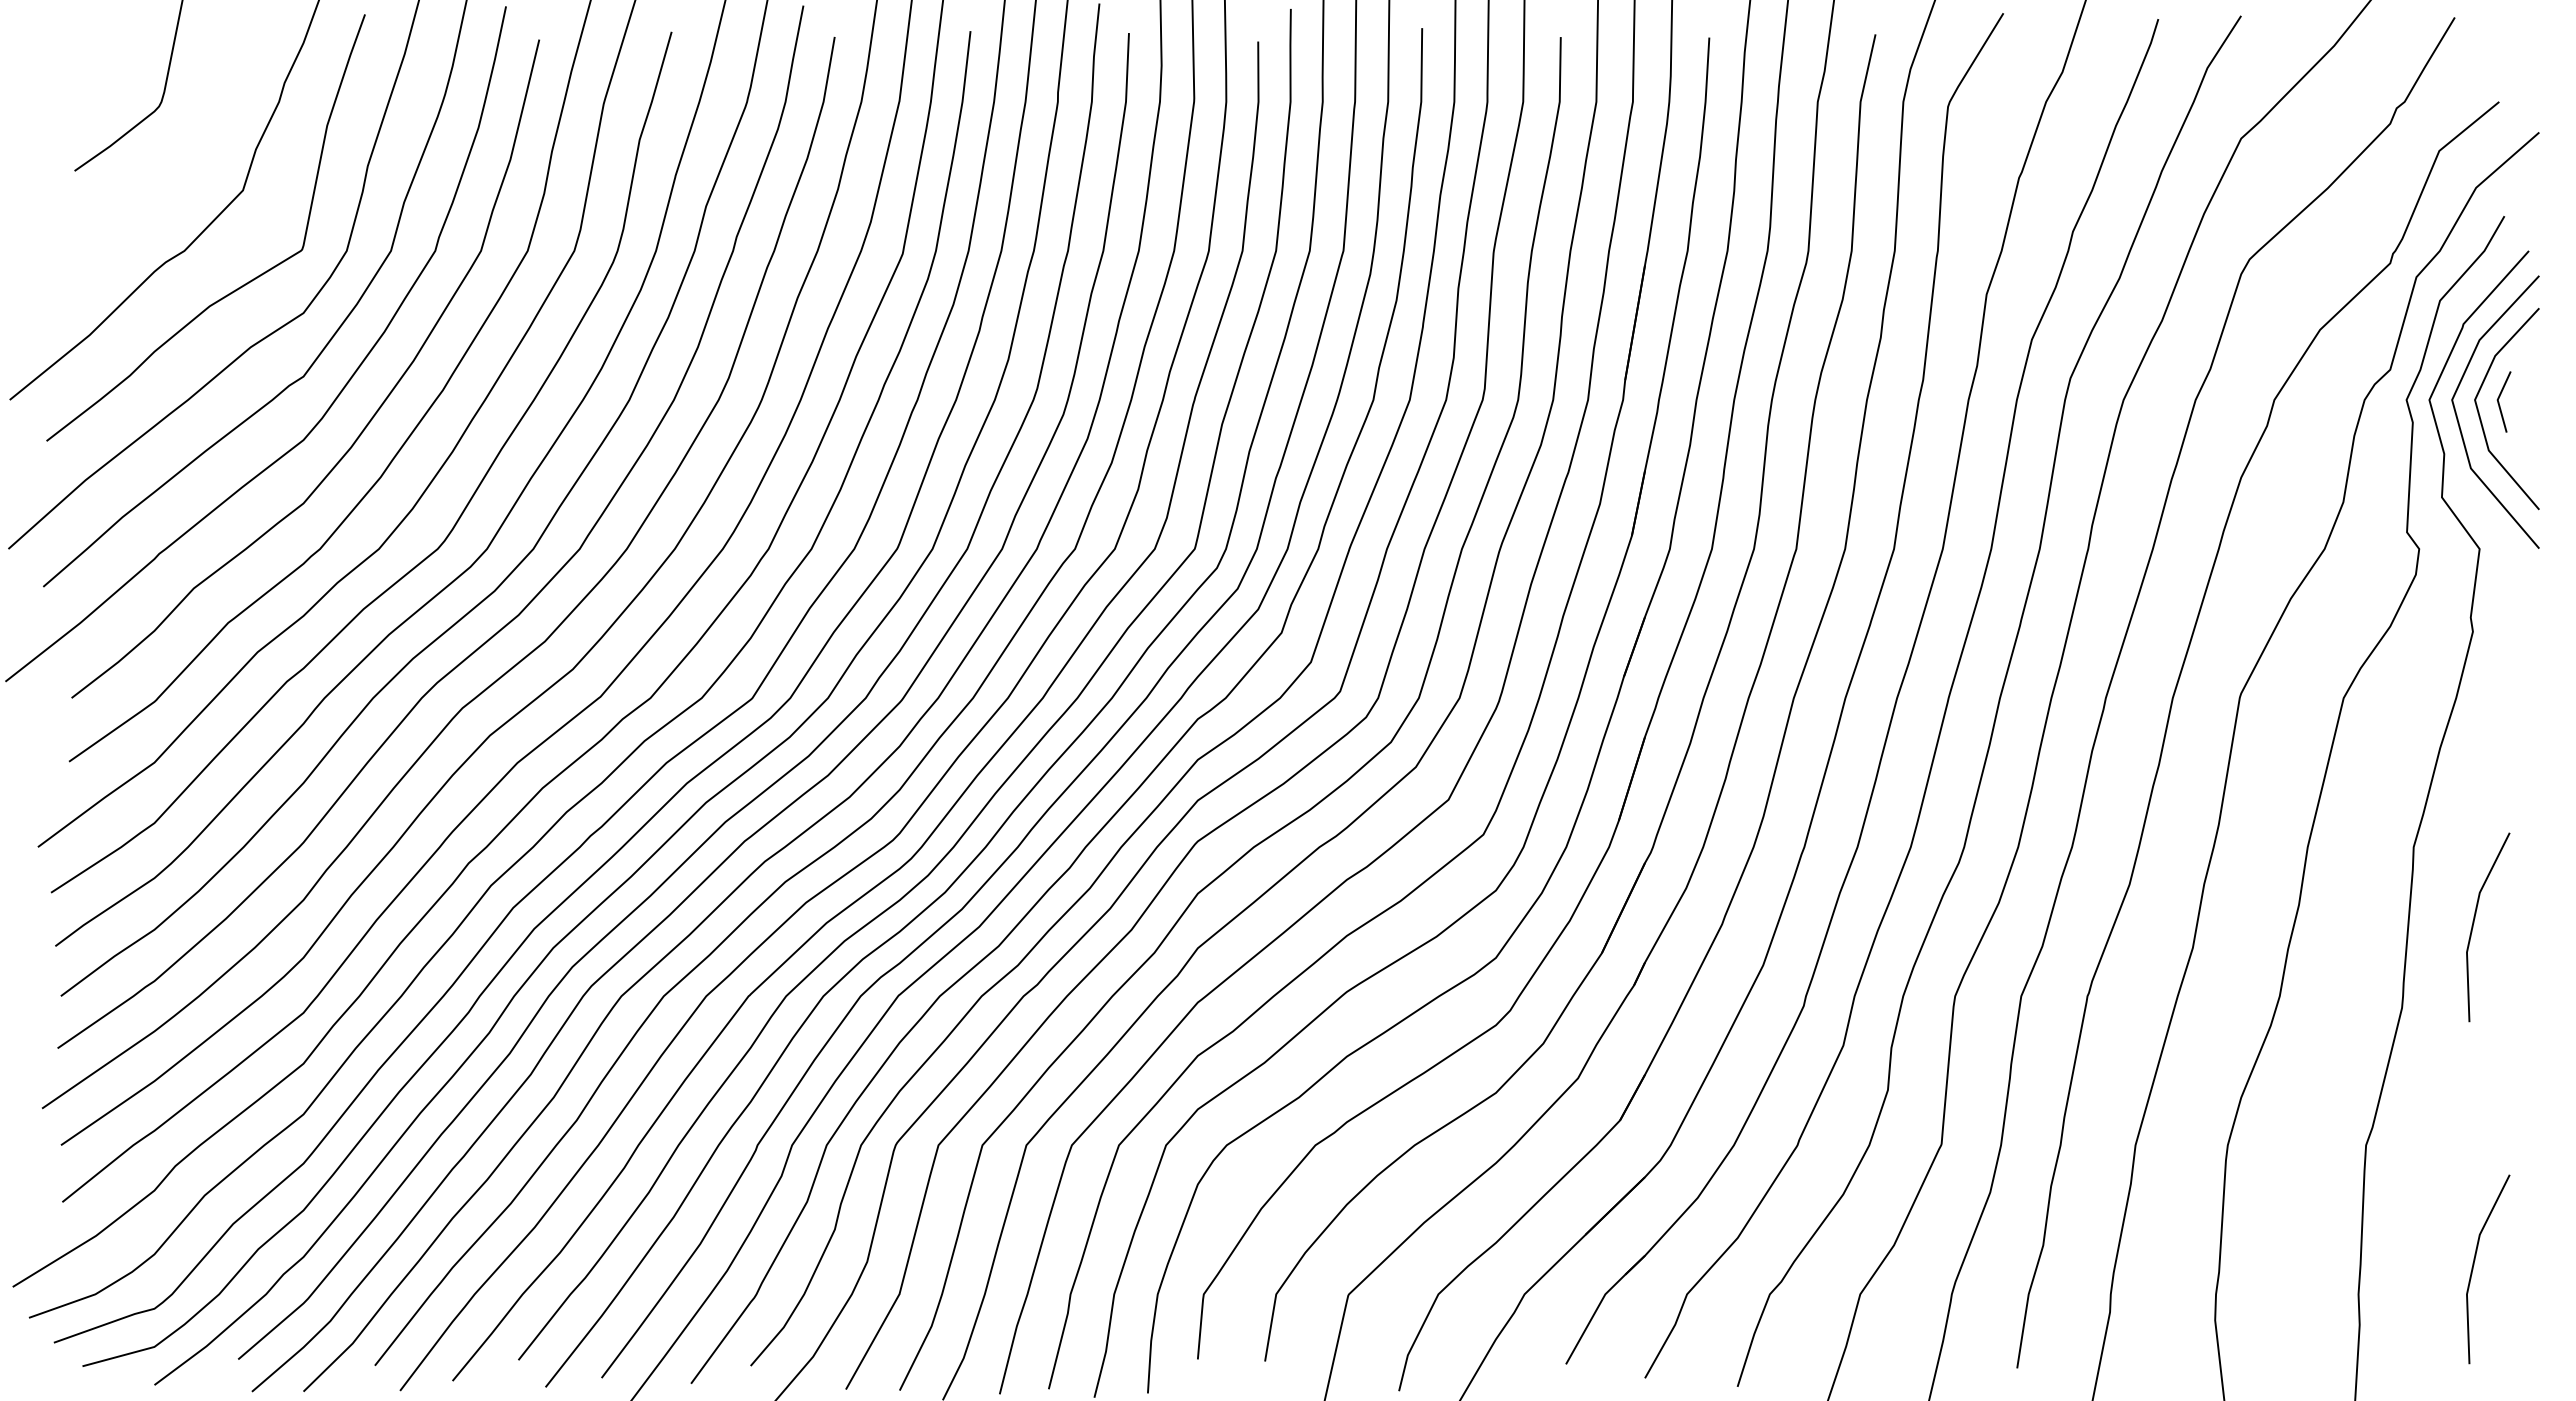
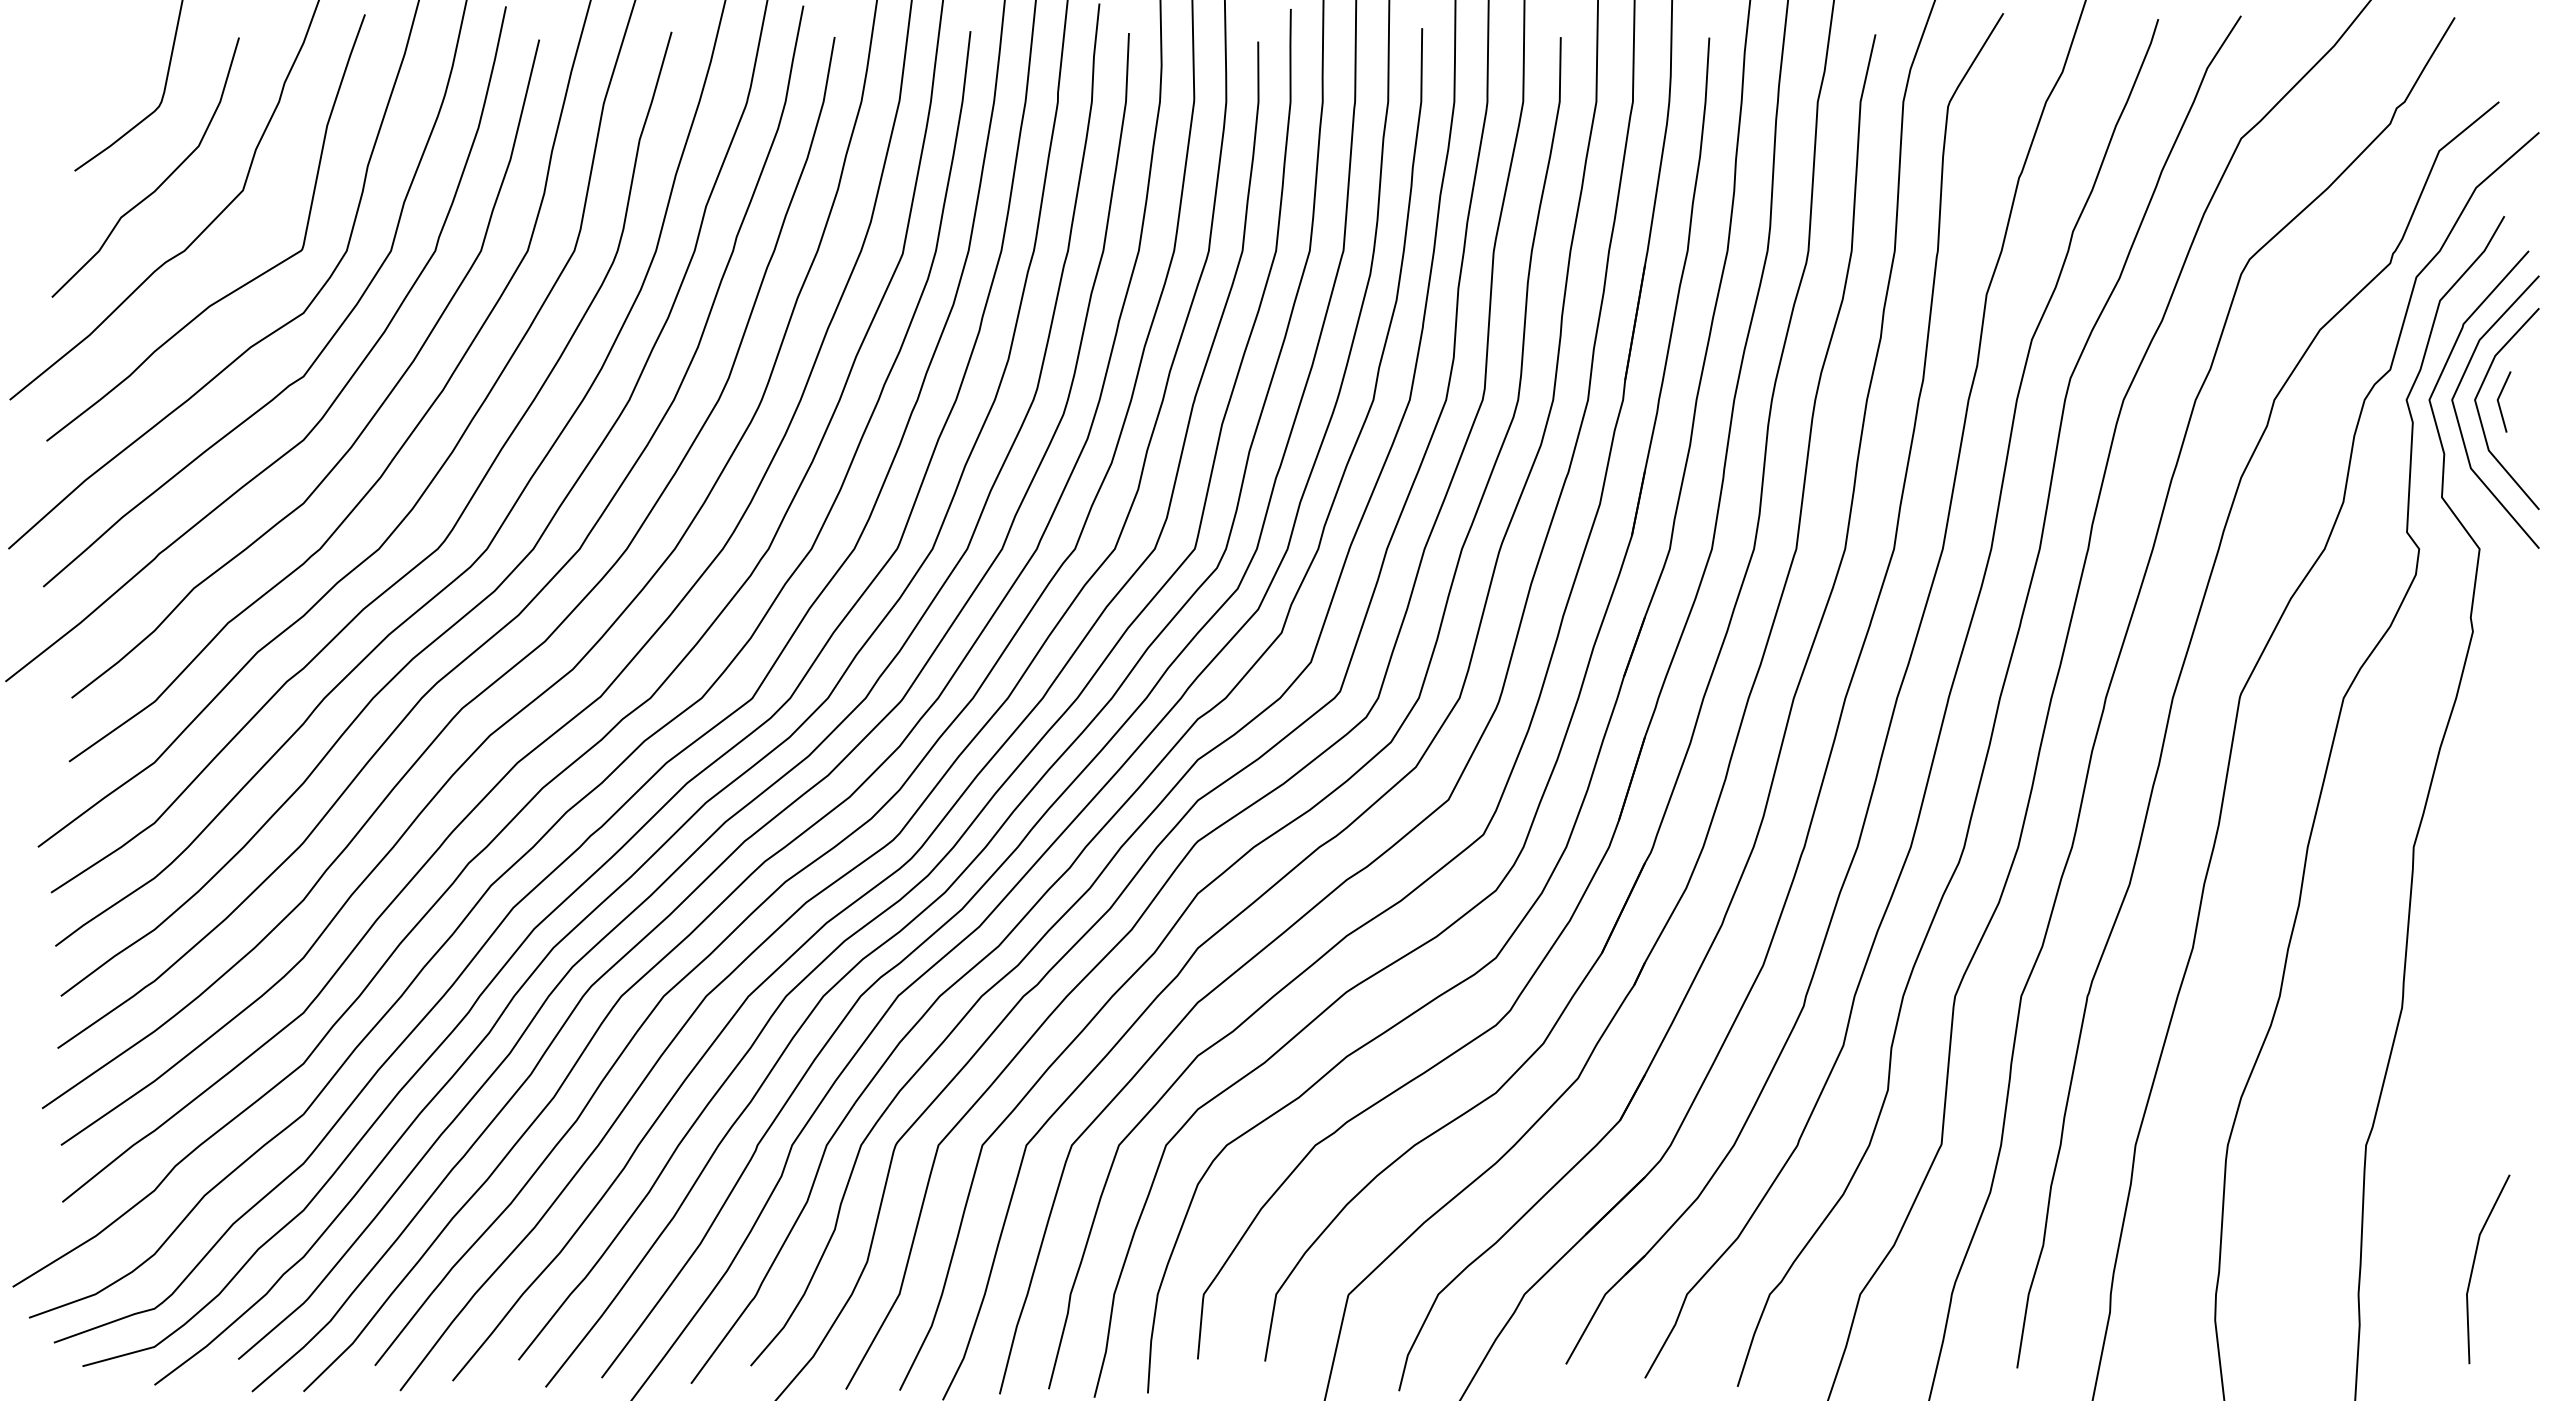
curve: none -> present (163, 180)
line: present -> none (2474, 923)
